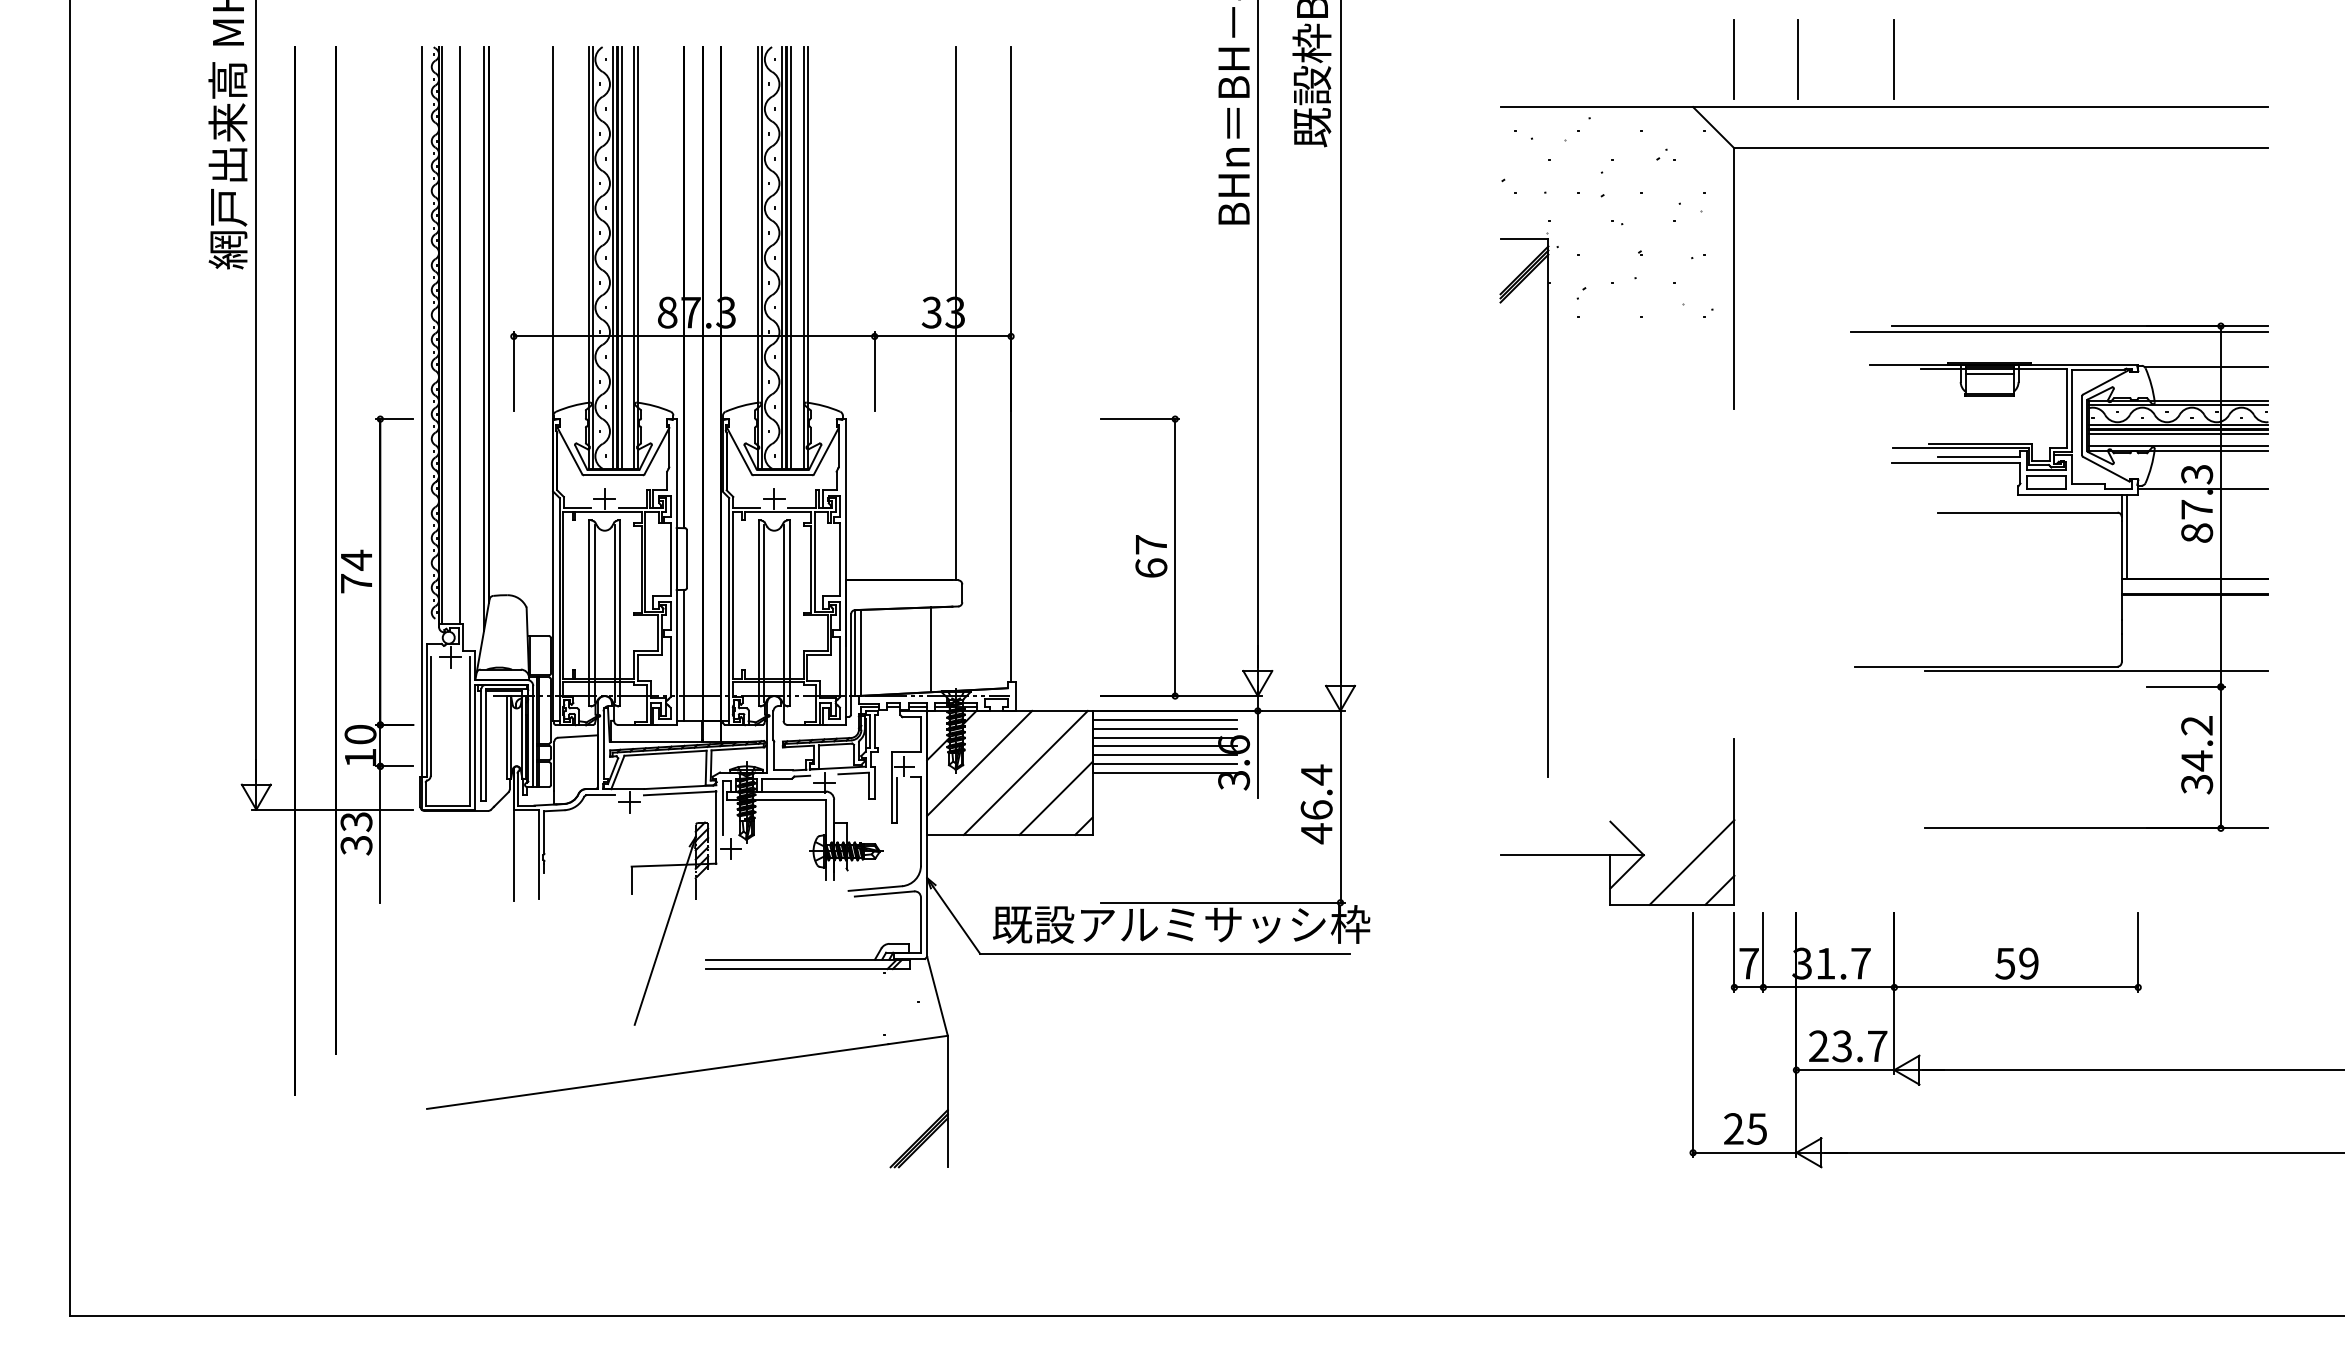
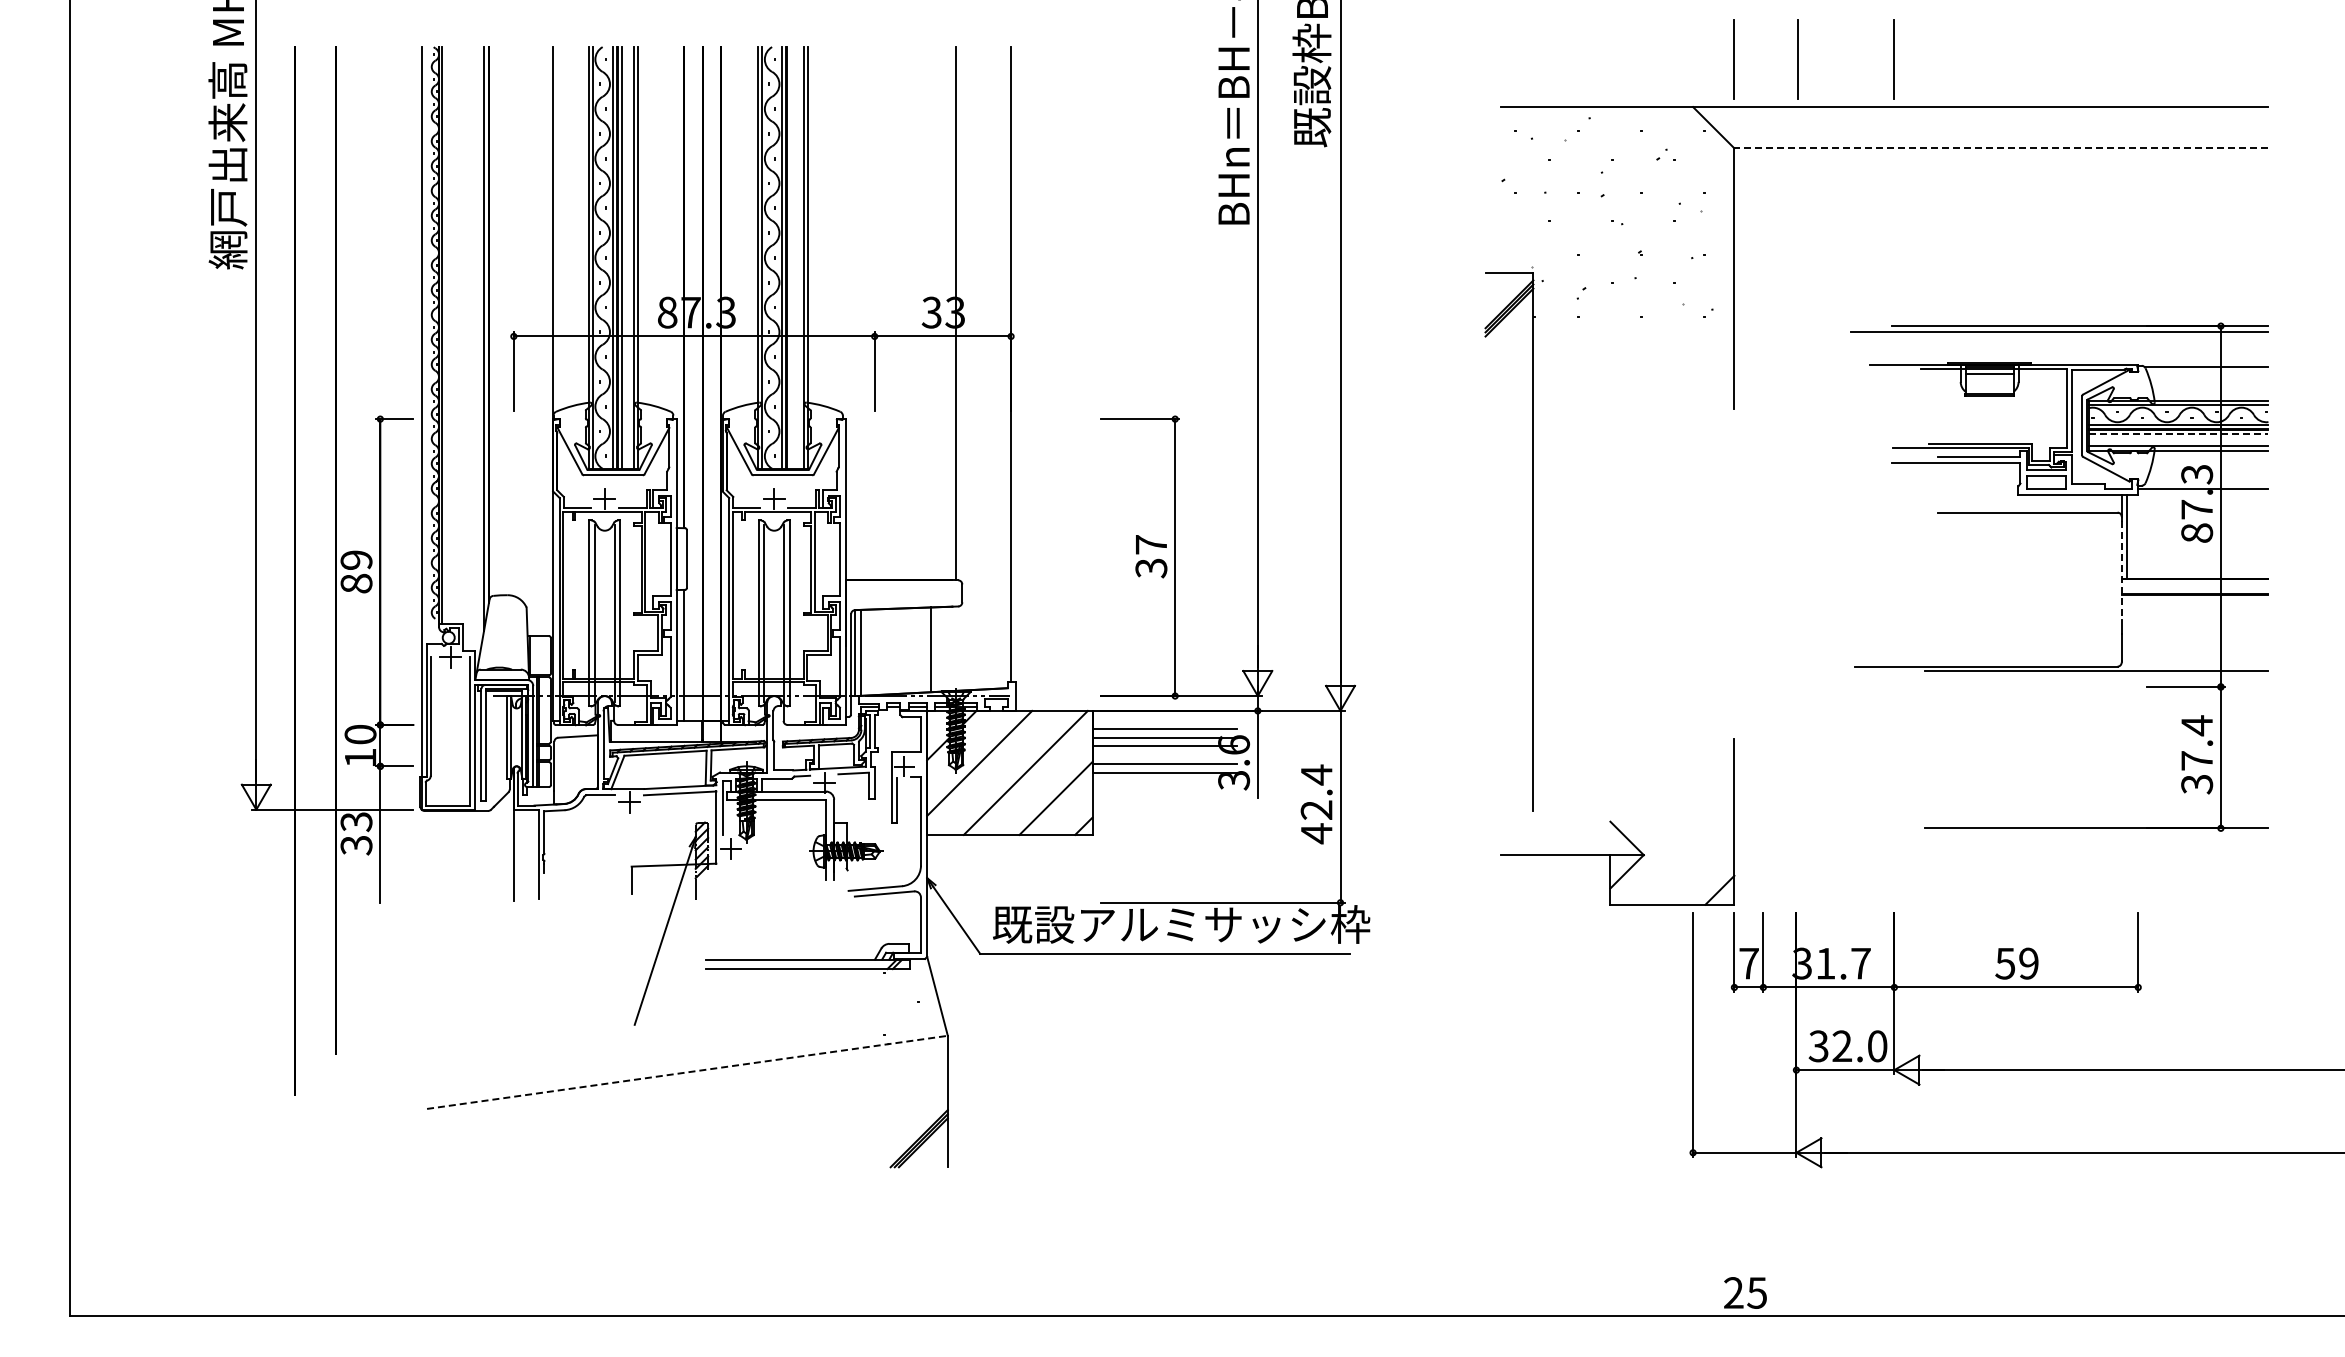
line: solid -> dashed (2000, 148)
line: present -> none (791, 257)
line: present -> none (459, 335)
line: solid -> dashed (2178, 434)
part position: (1547, 504) -> (1532, 538) (1532, 538)
text: 67 -> 37 (1151, 568)
line: solid -> dashed (2121, 570)
text: 74 -> 89 (356, 571)
line: present -> none (1164, 719)
text: 34.2 -> 37.4 (2196, 743)
line: present -> none (1164, 755)
text: 46.4 -> 42.4 (1316, 809)
line: present -> none (1691, 862)
text: 23.7 -> 32.0 (1847, 1046)
line: solid -> dashed (687, 1072)
text position: (1745, 1128) -> (1745, 1292) (1745, 1292)
